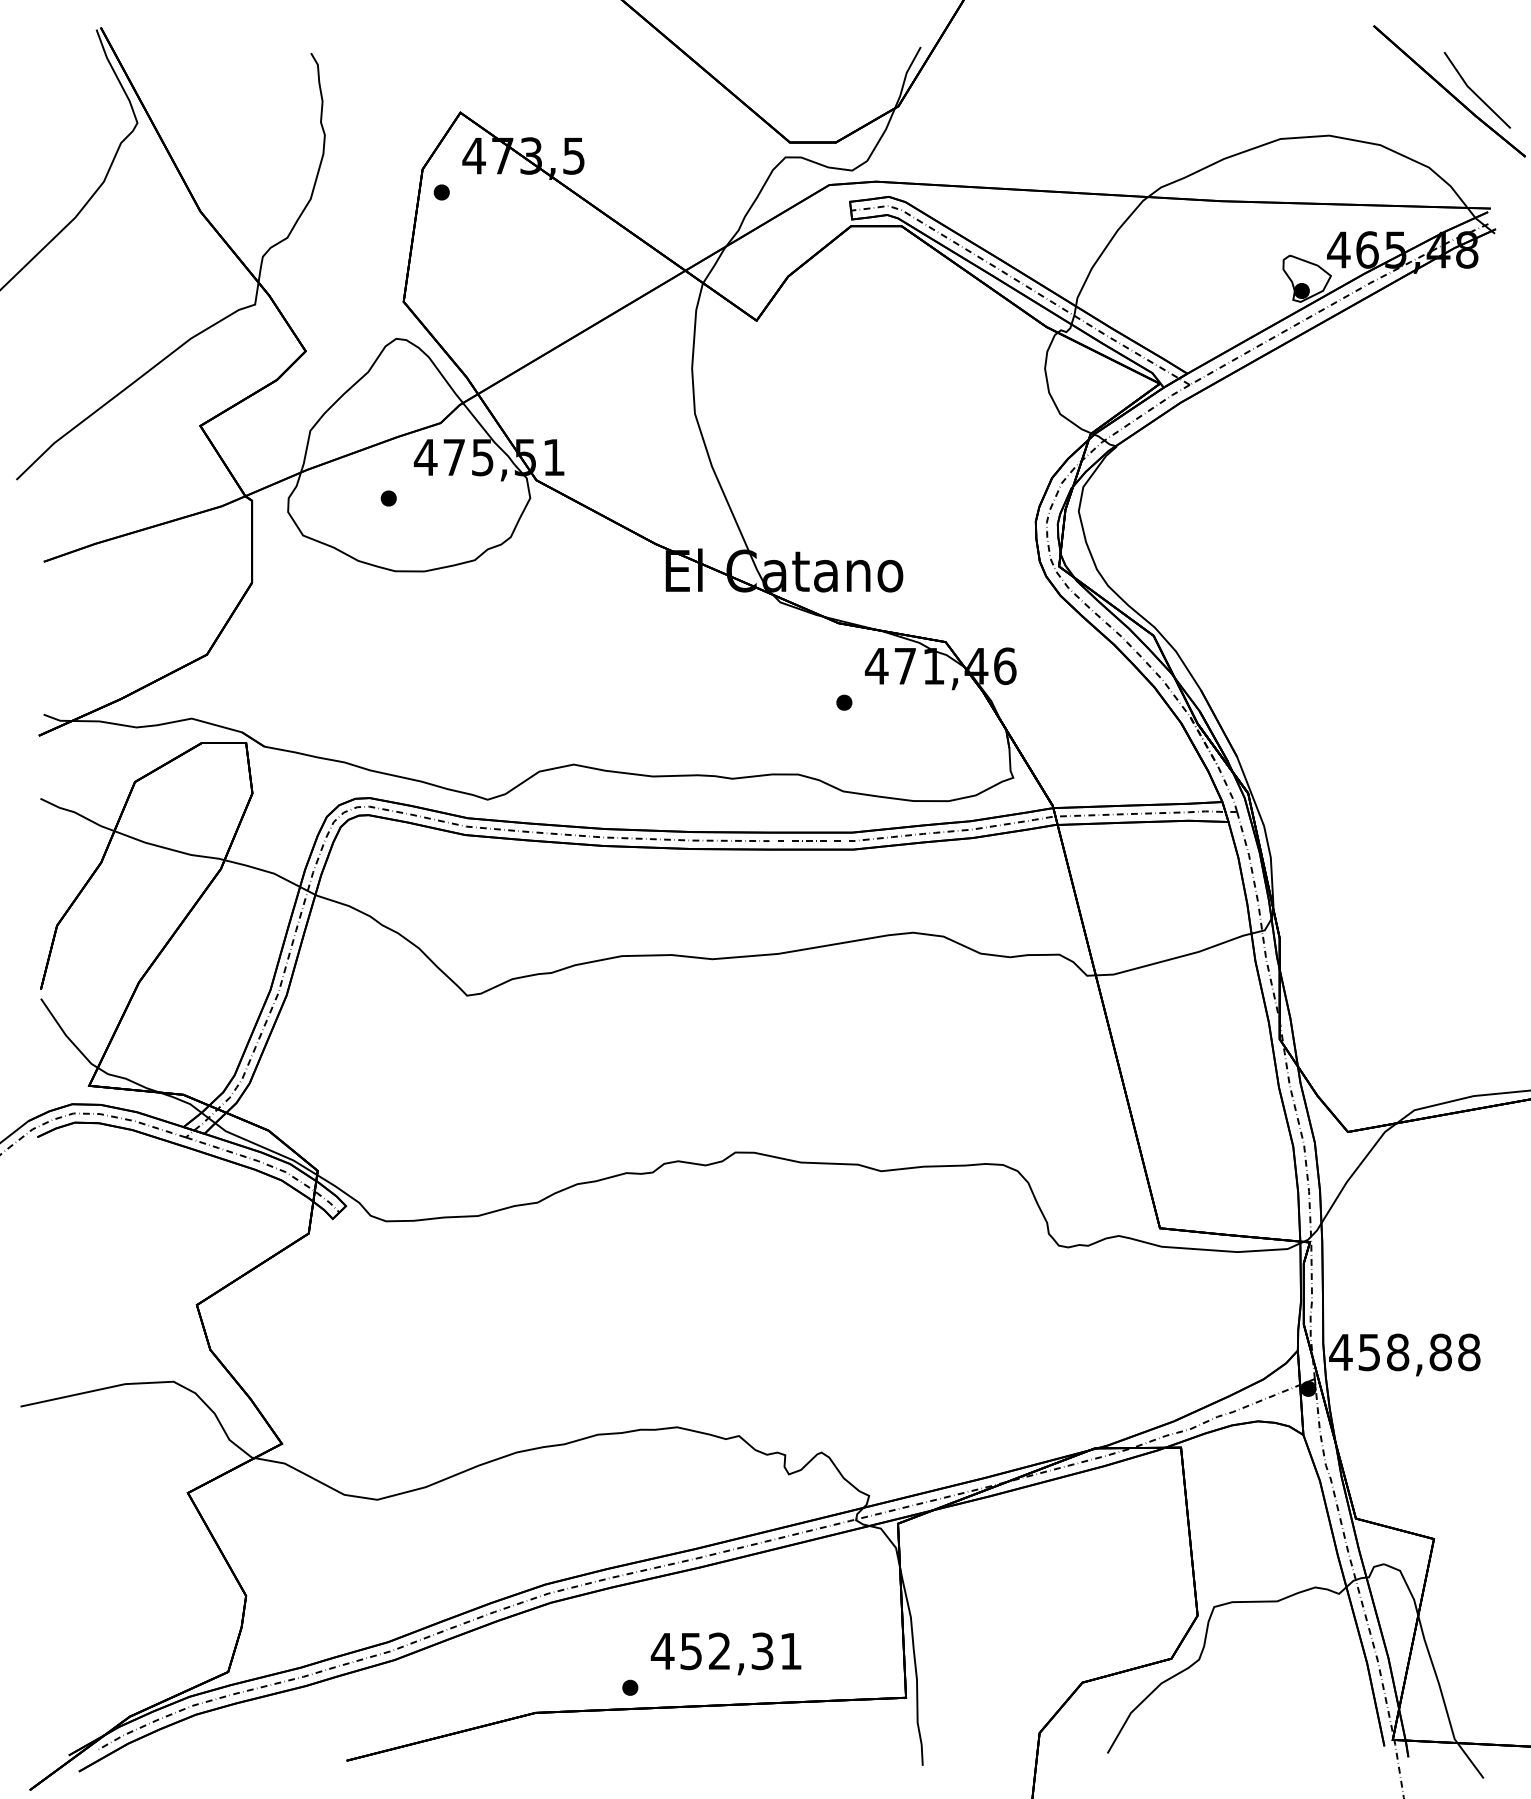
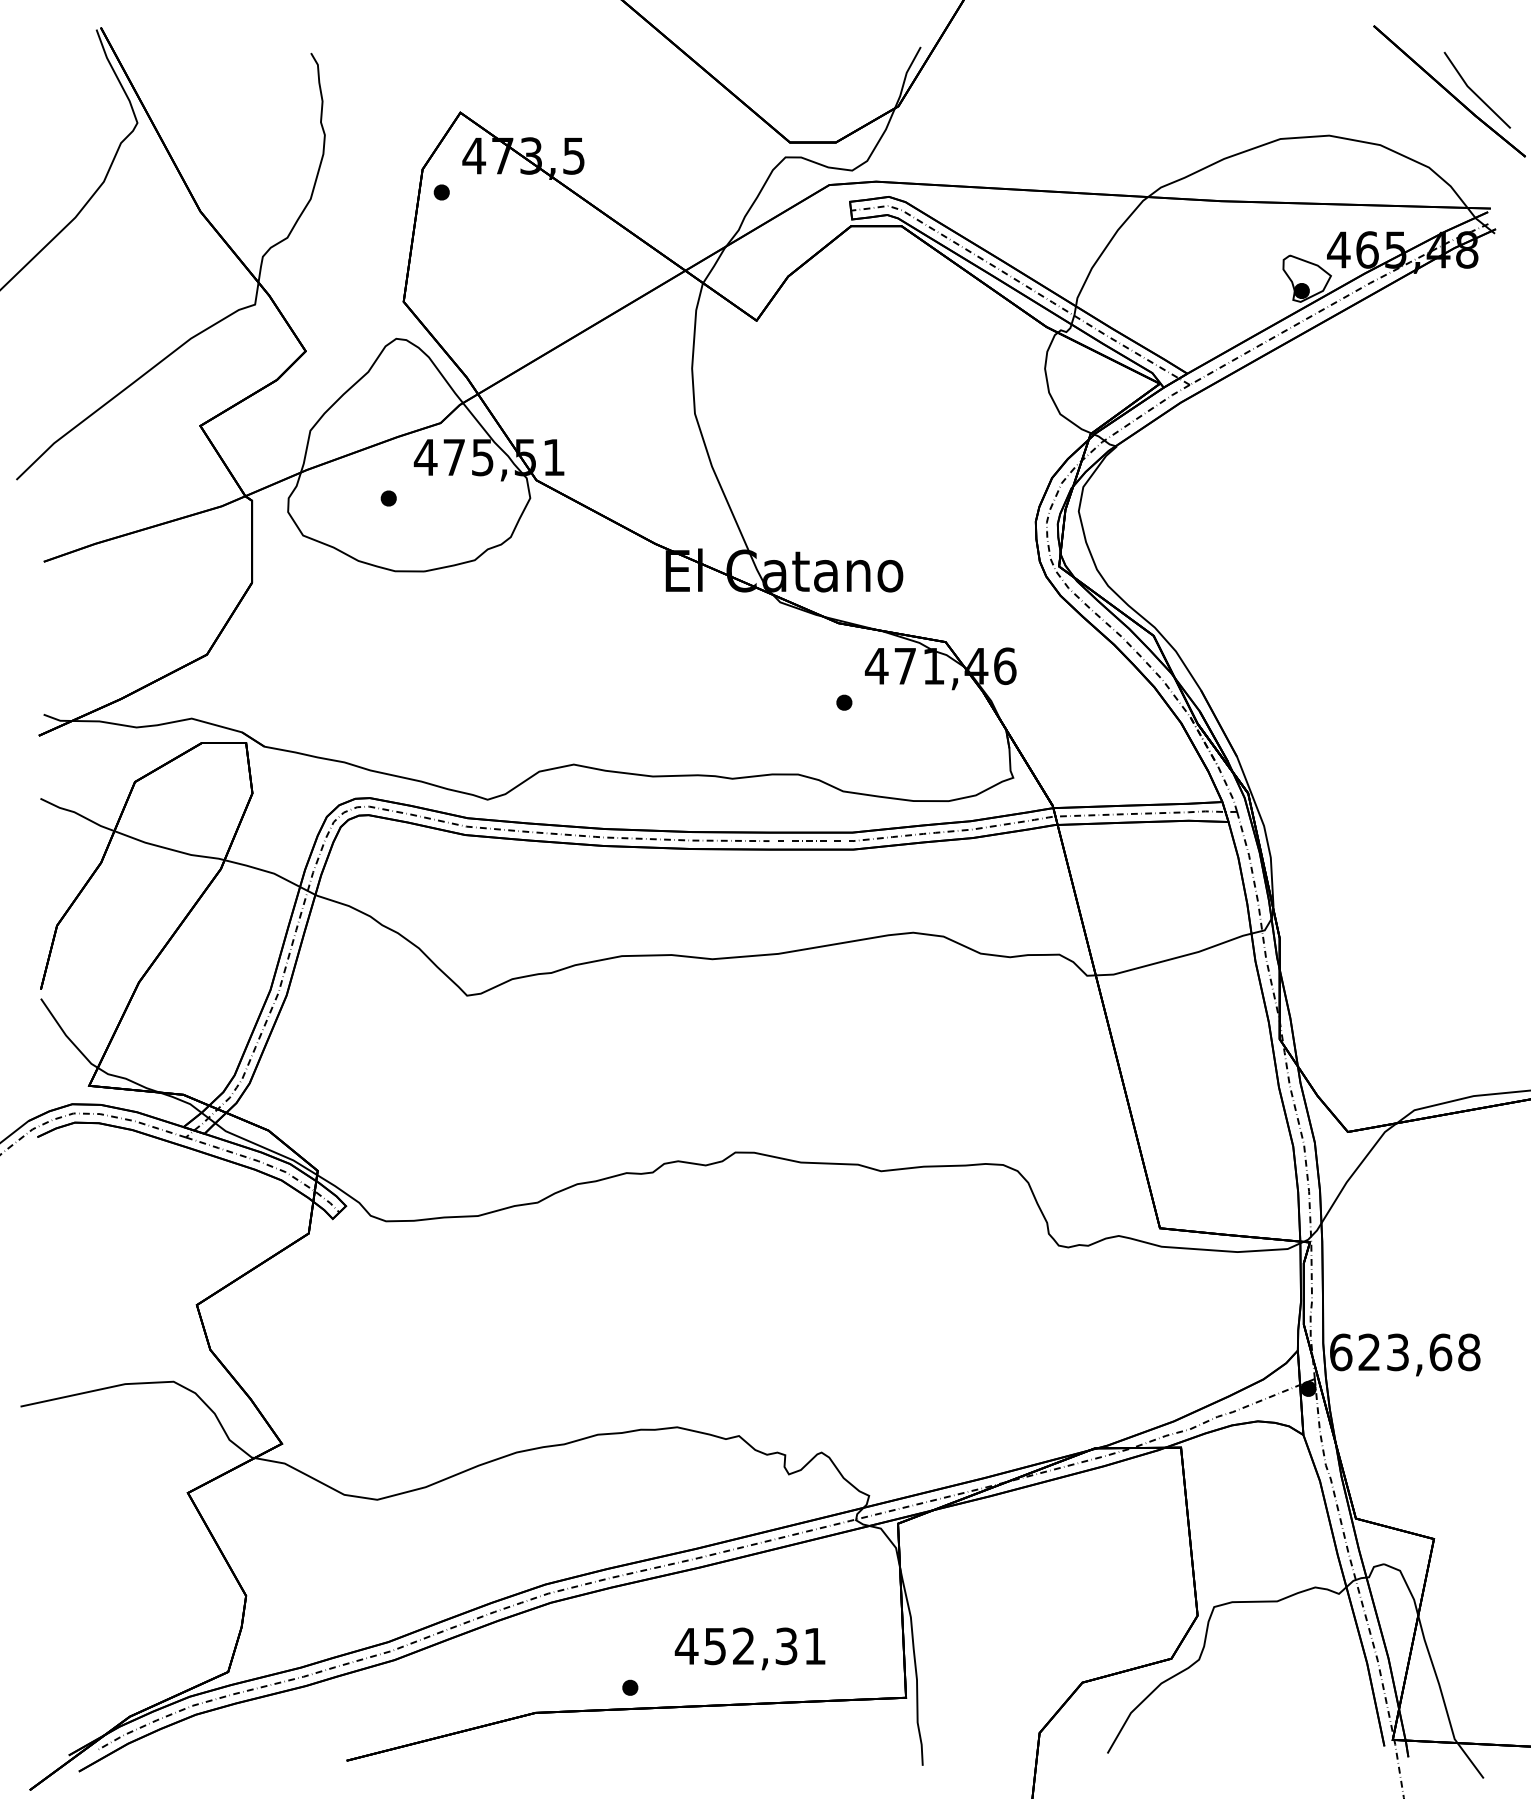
text: 458,88 -> 623,68 (1390, 1352)
text position: (725, 1653) -> (749, 1648) (749, 1648)
